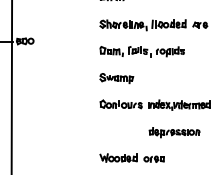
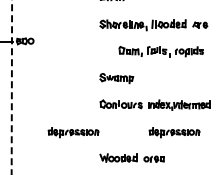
part position: (141, 51) -> (160, 51) (160, 51)
line: solid -> dashed (11, 87)
part: none -> present (73, 132)
